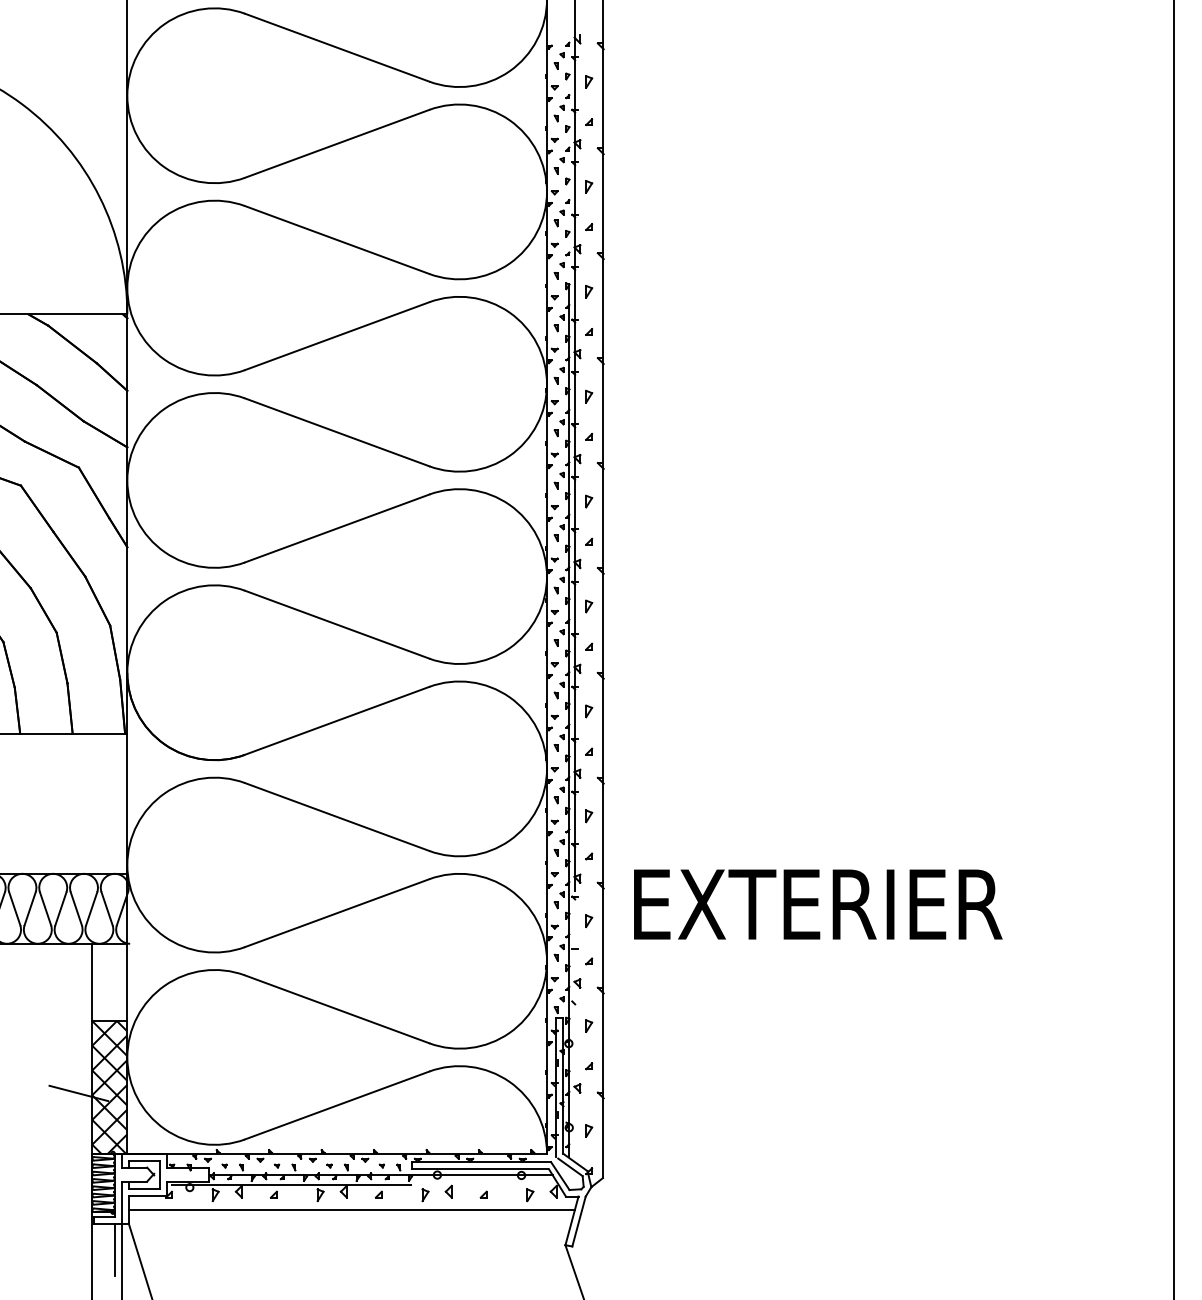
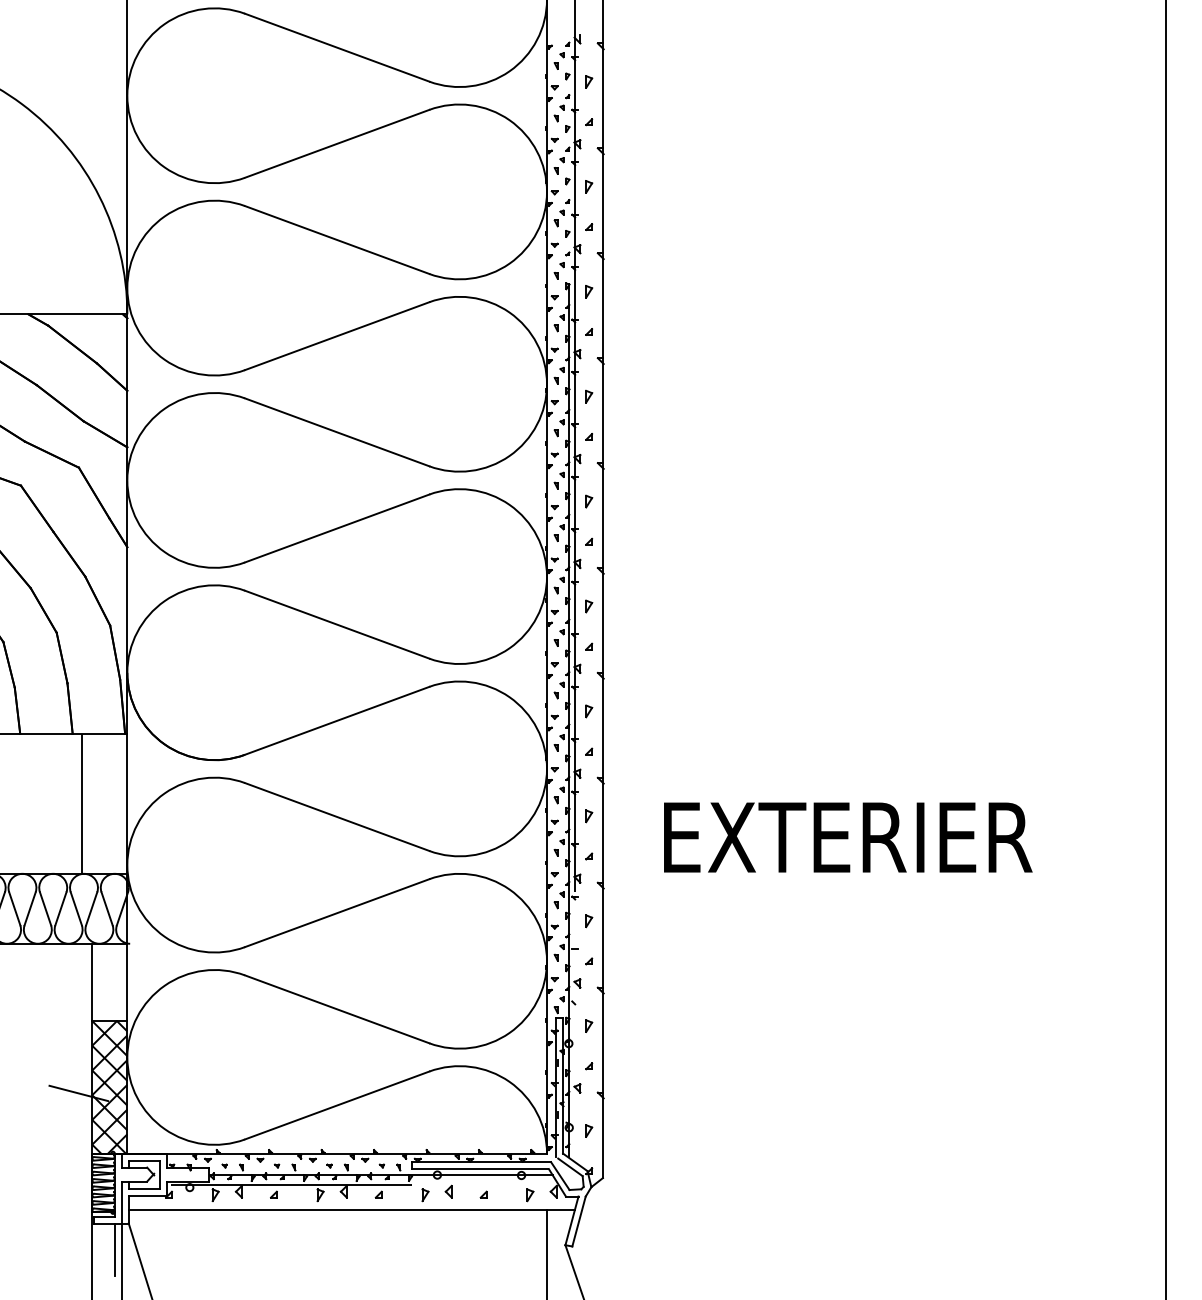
line position: (1173, 649) -> (1165, 649) (1165, 649)
hatch: none -> present (81, 803)
text position: (818, 904) -> (848, 837) (848, 837)
line: none -> present (546, 1252)
